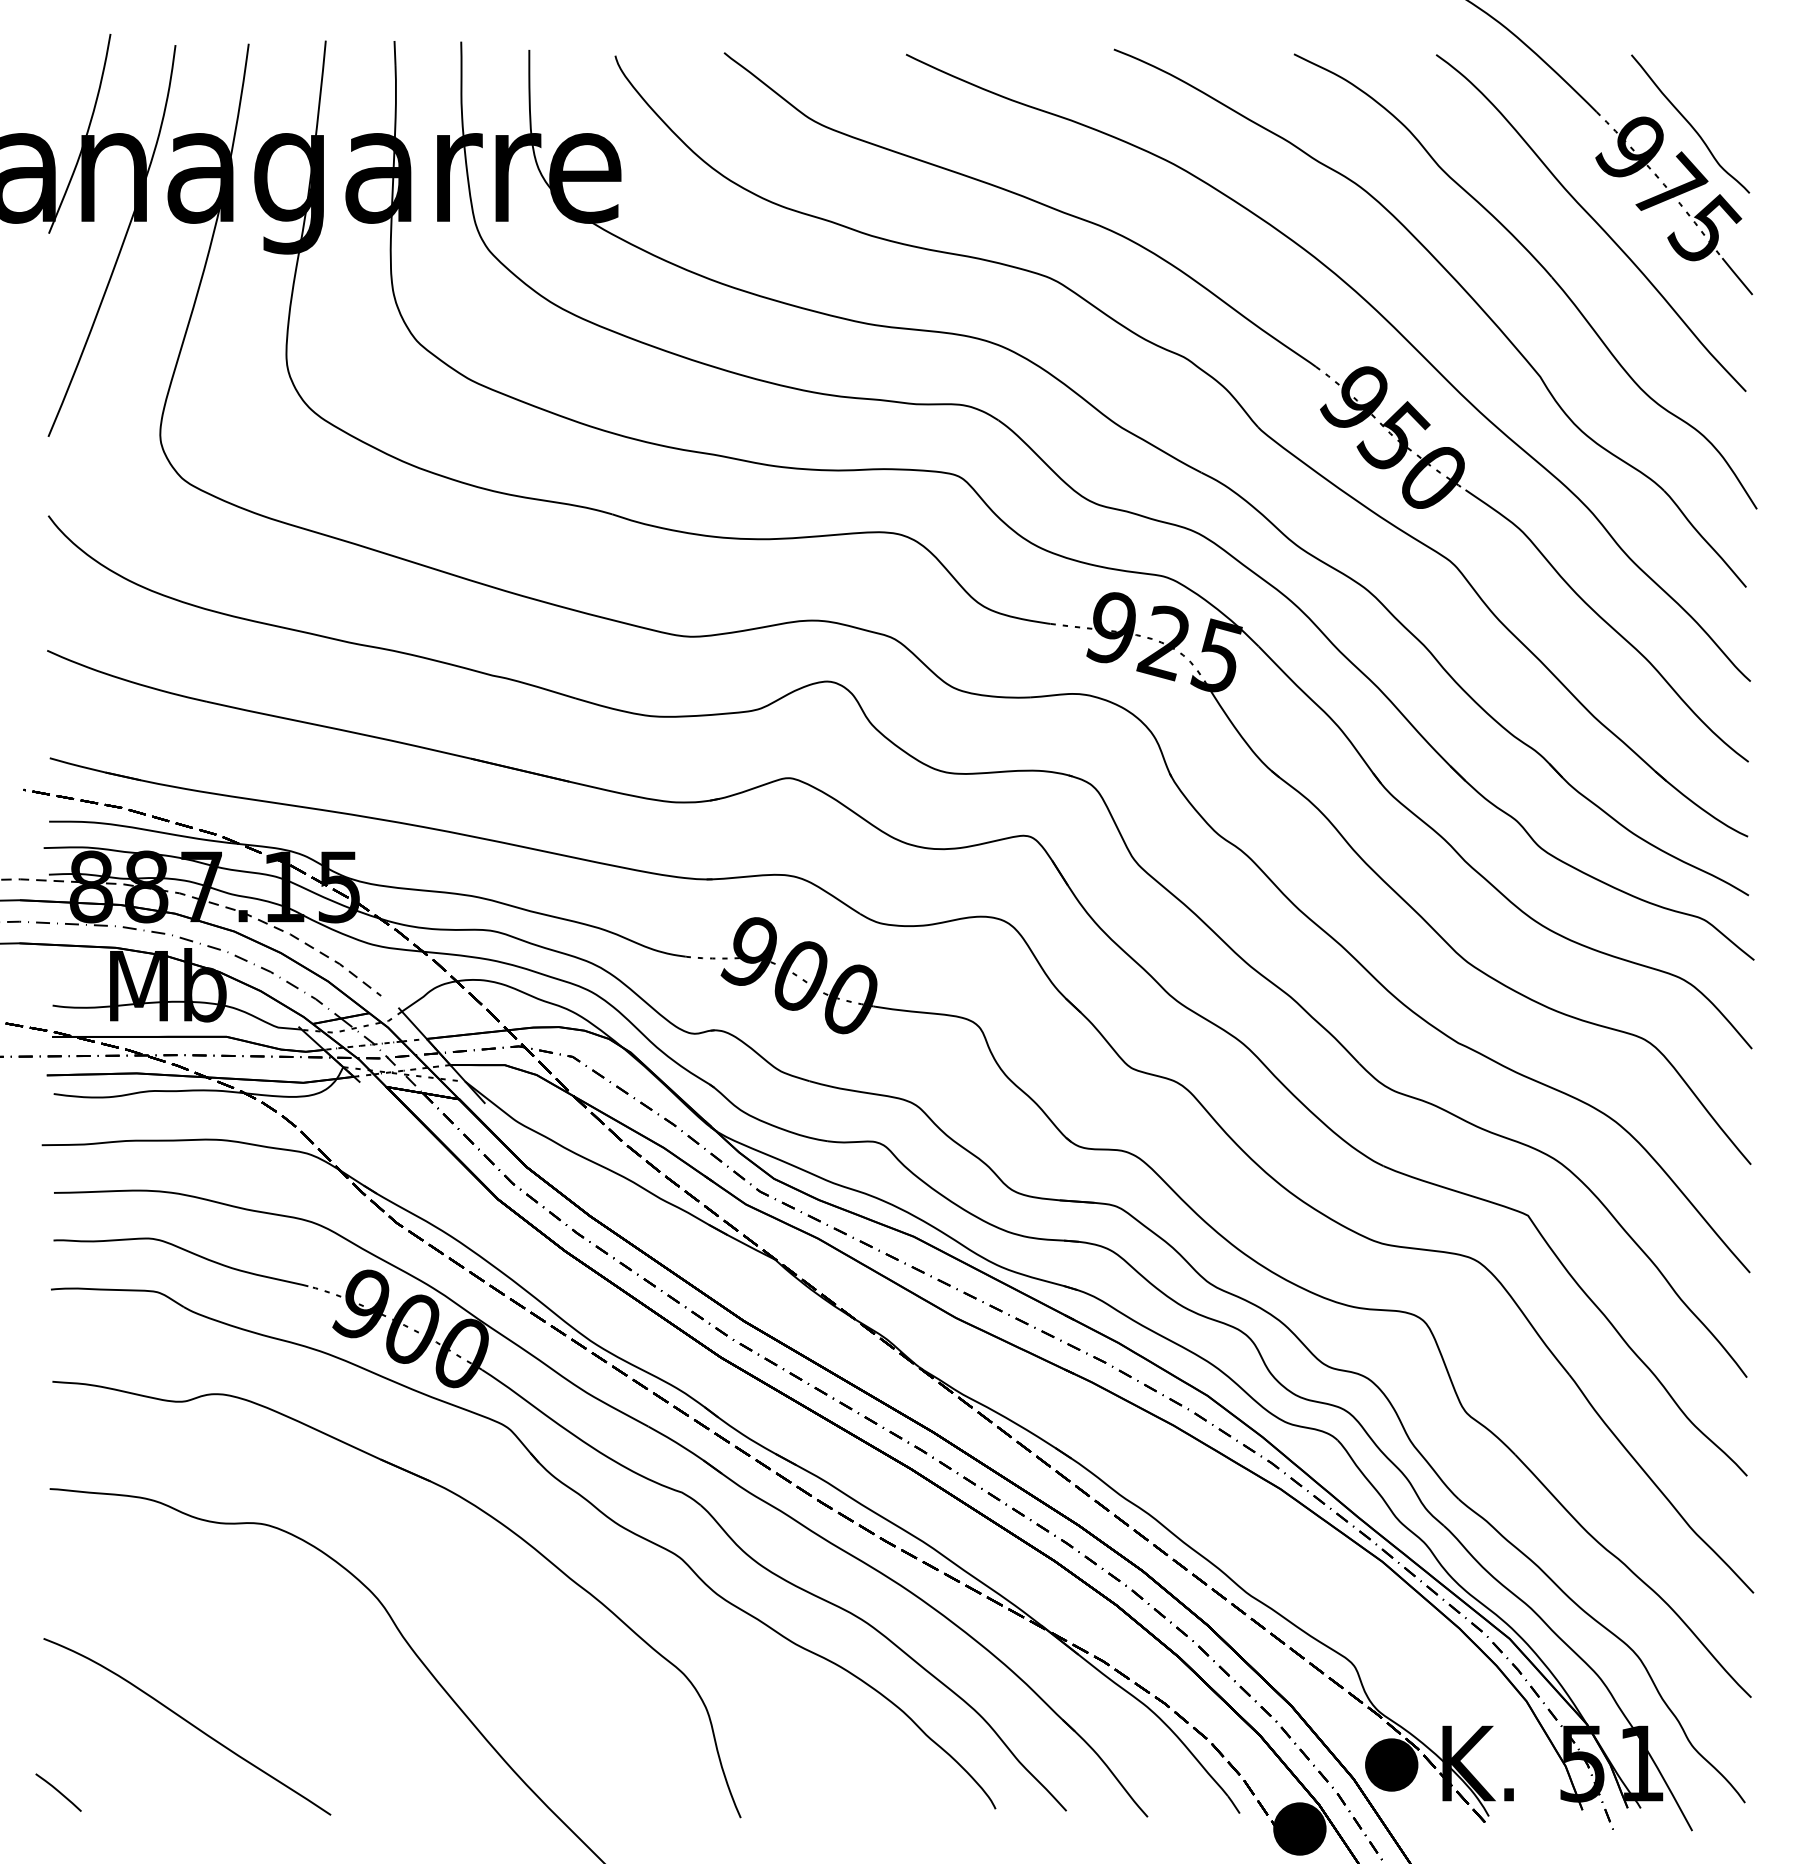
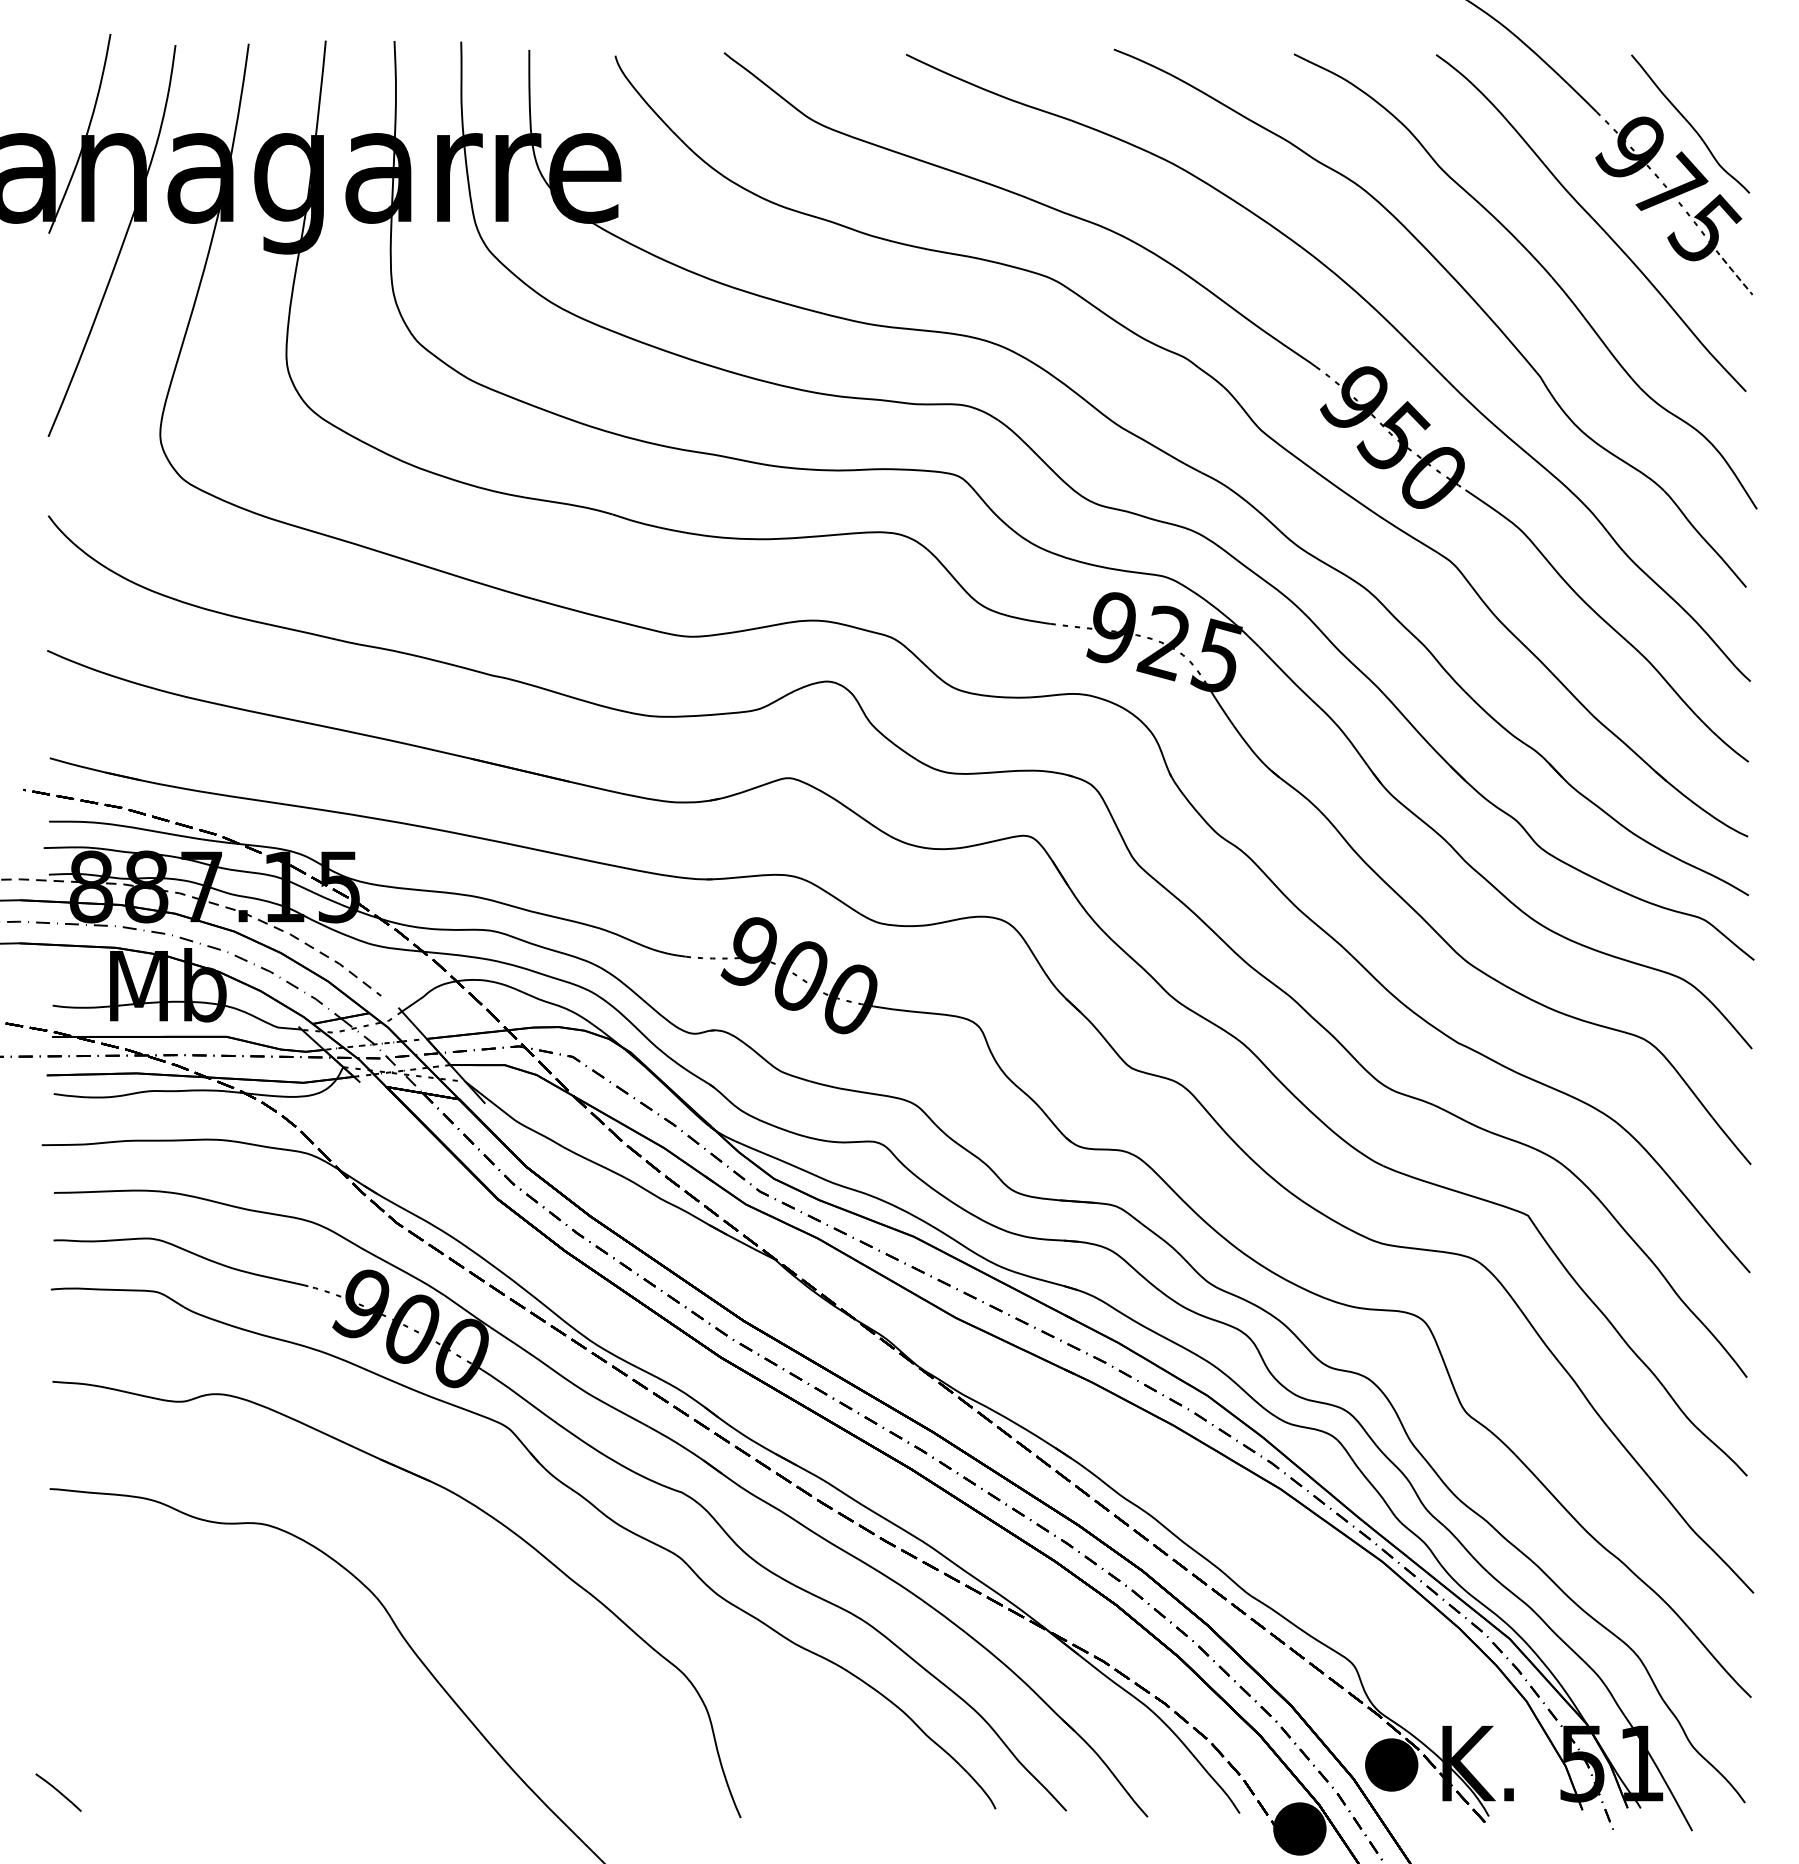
line: solid -> dashed (1737, 276)
curve: present -> none (189, 1724)
